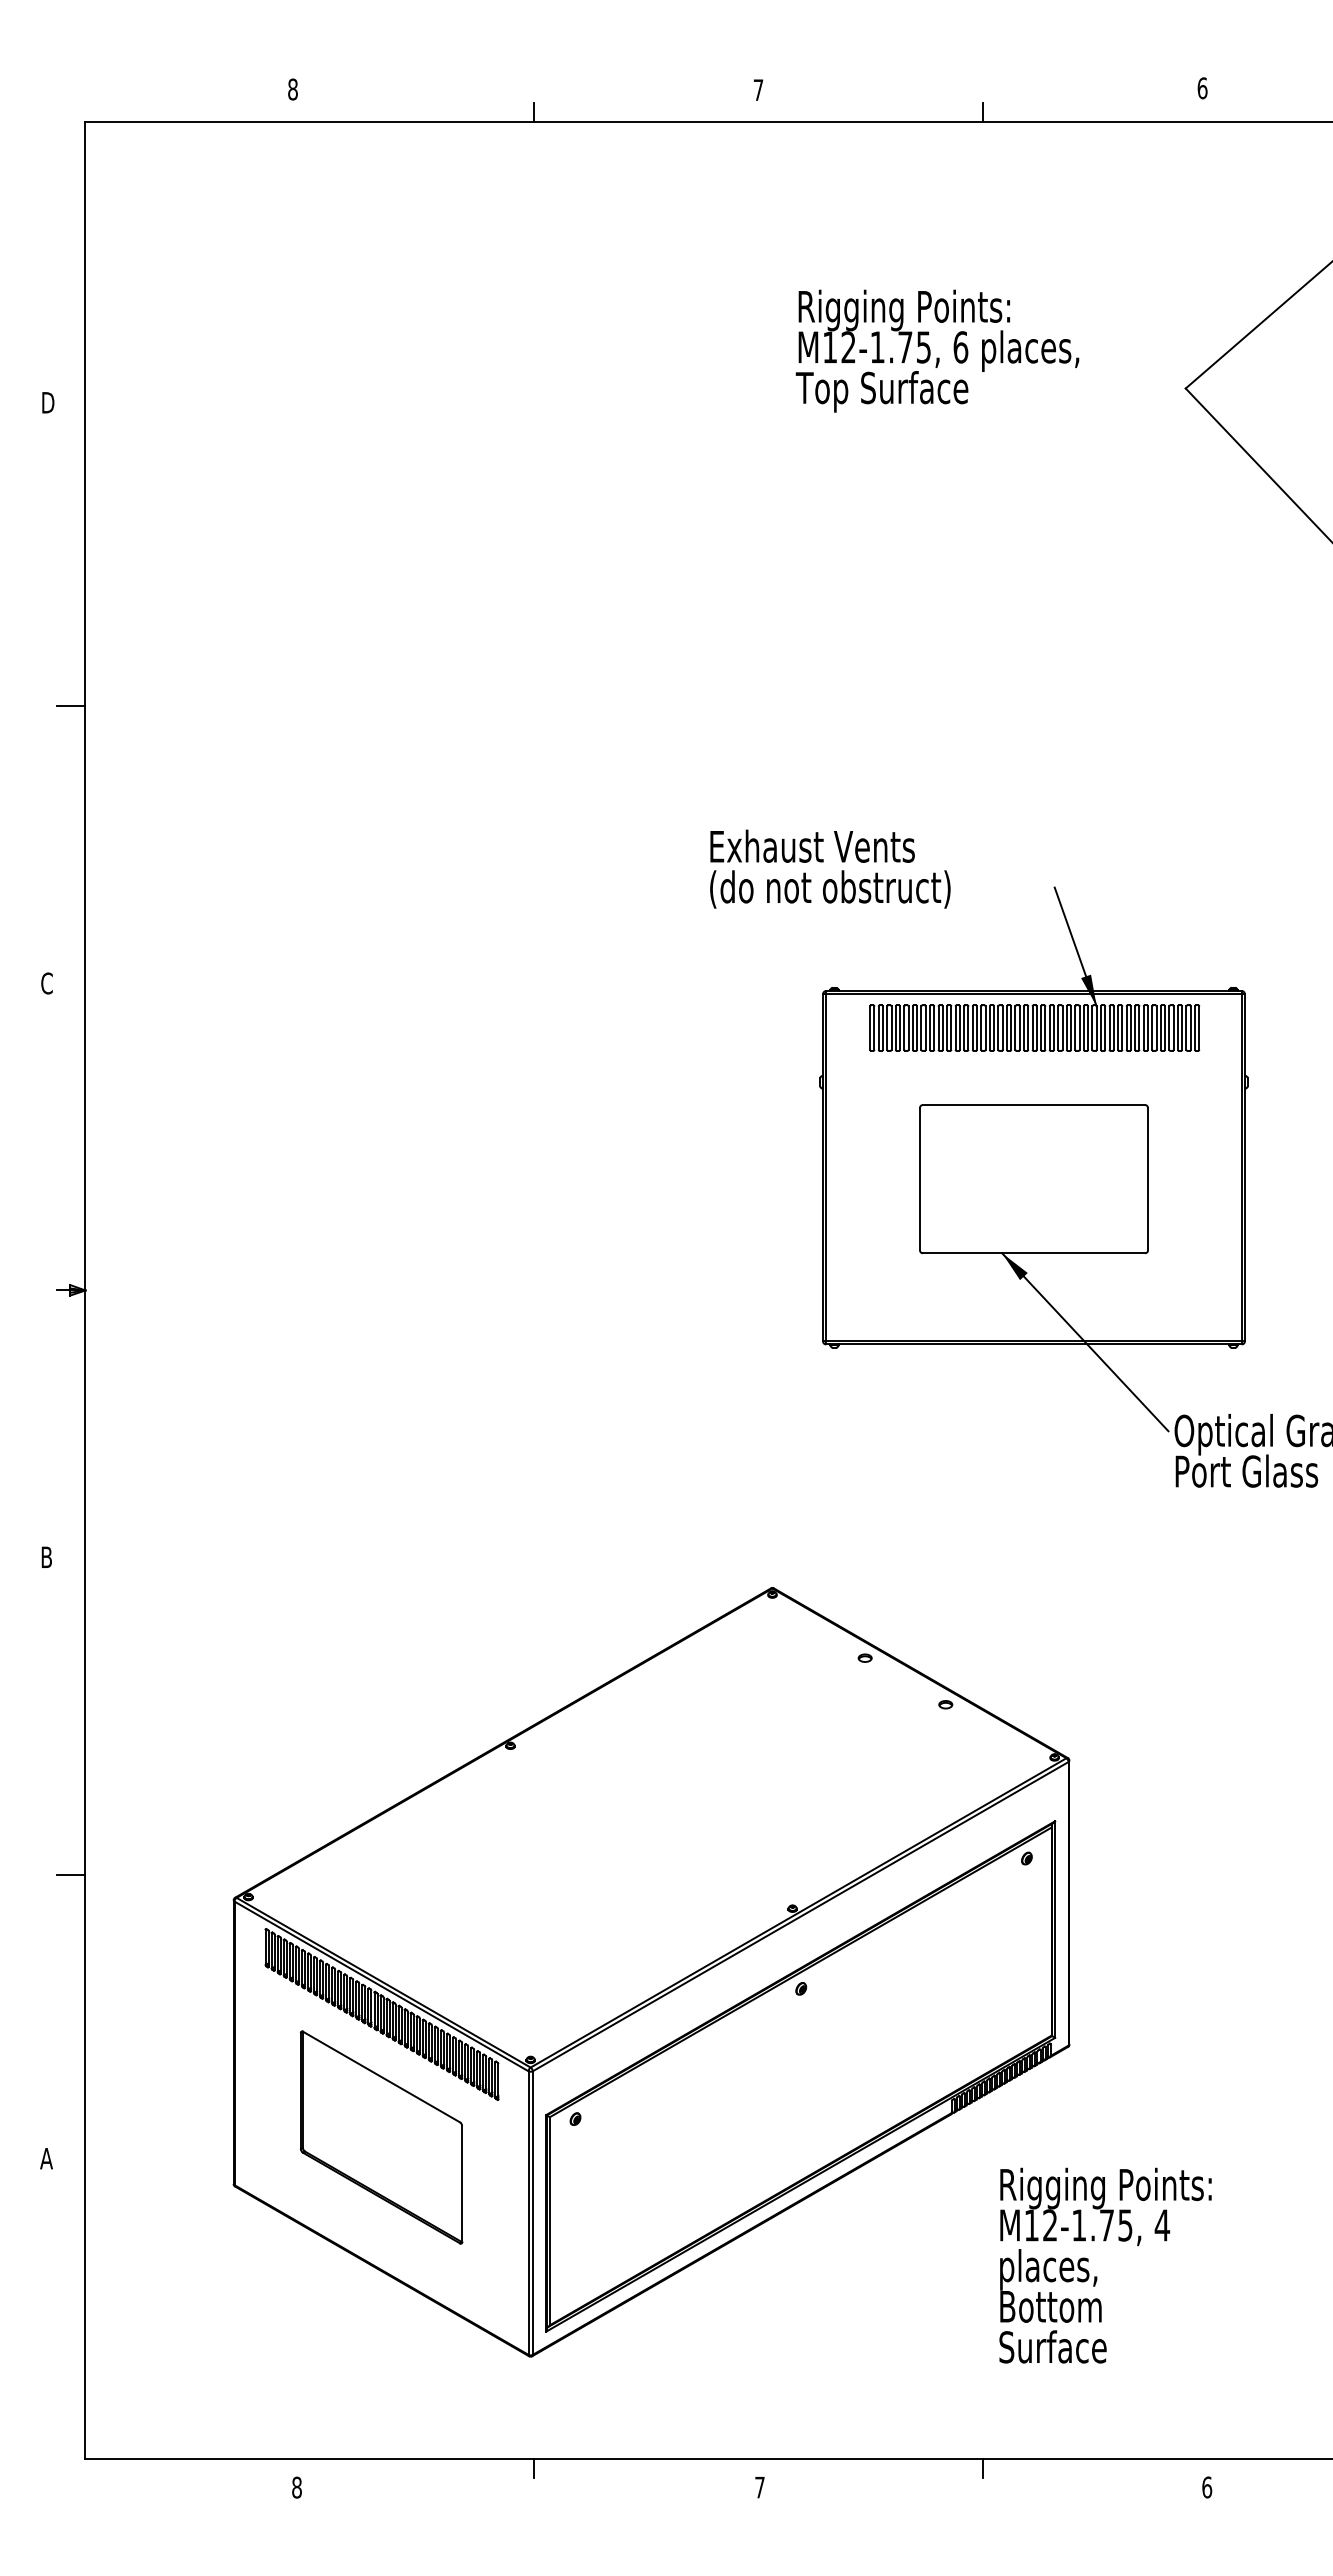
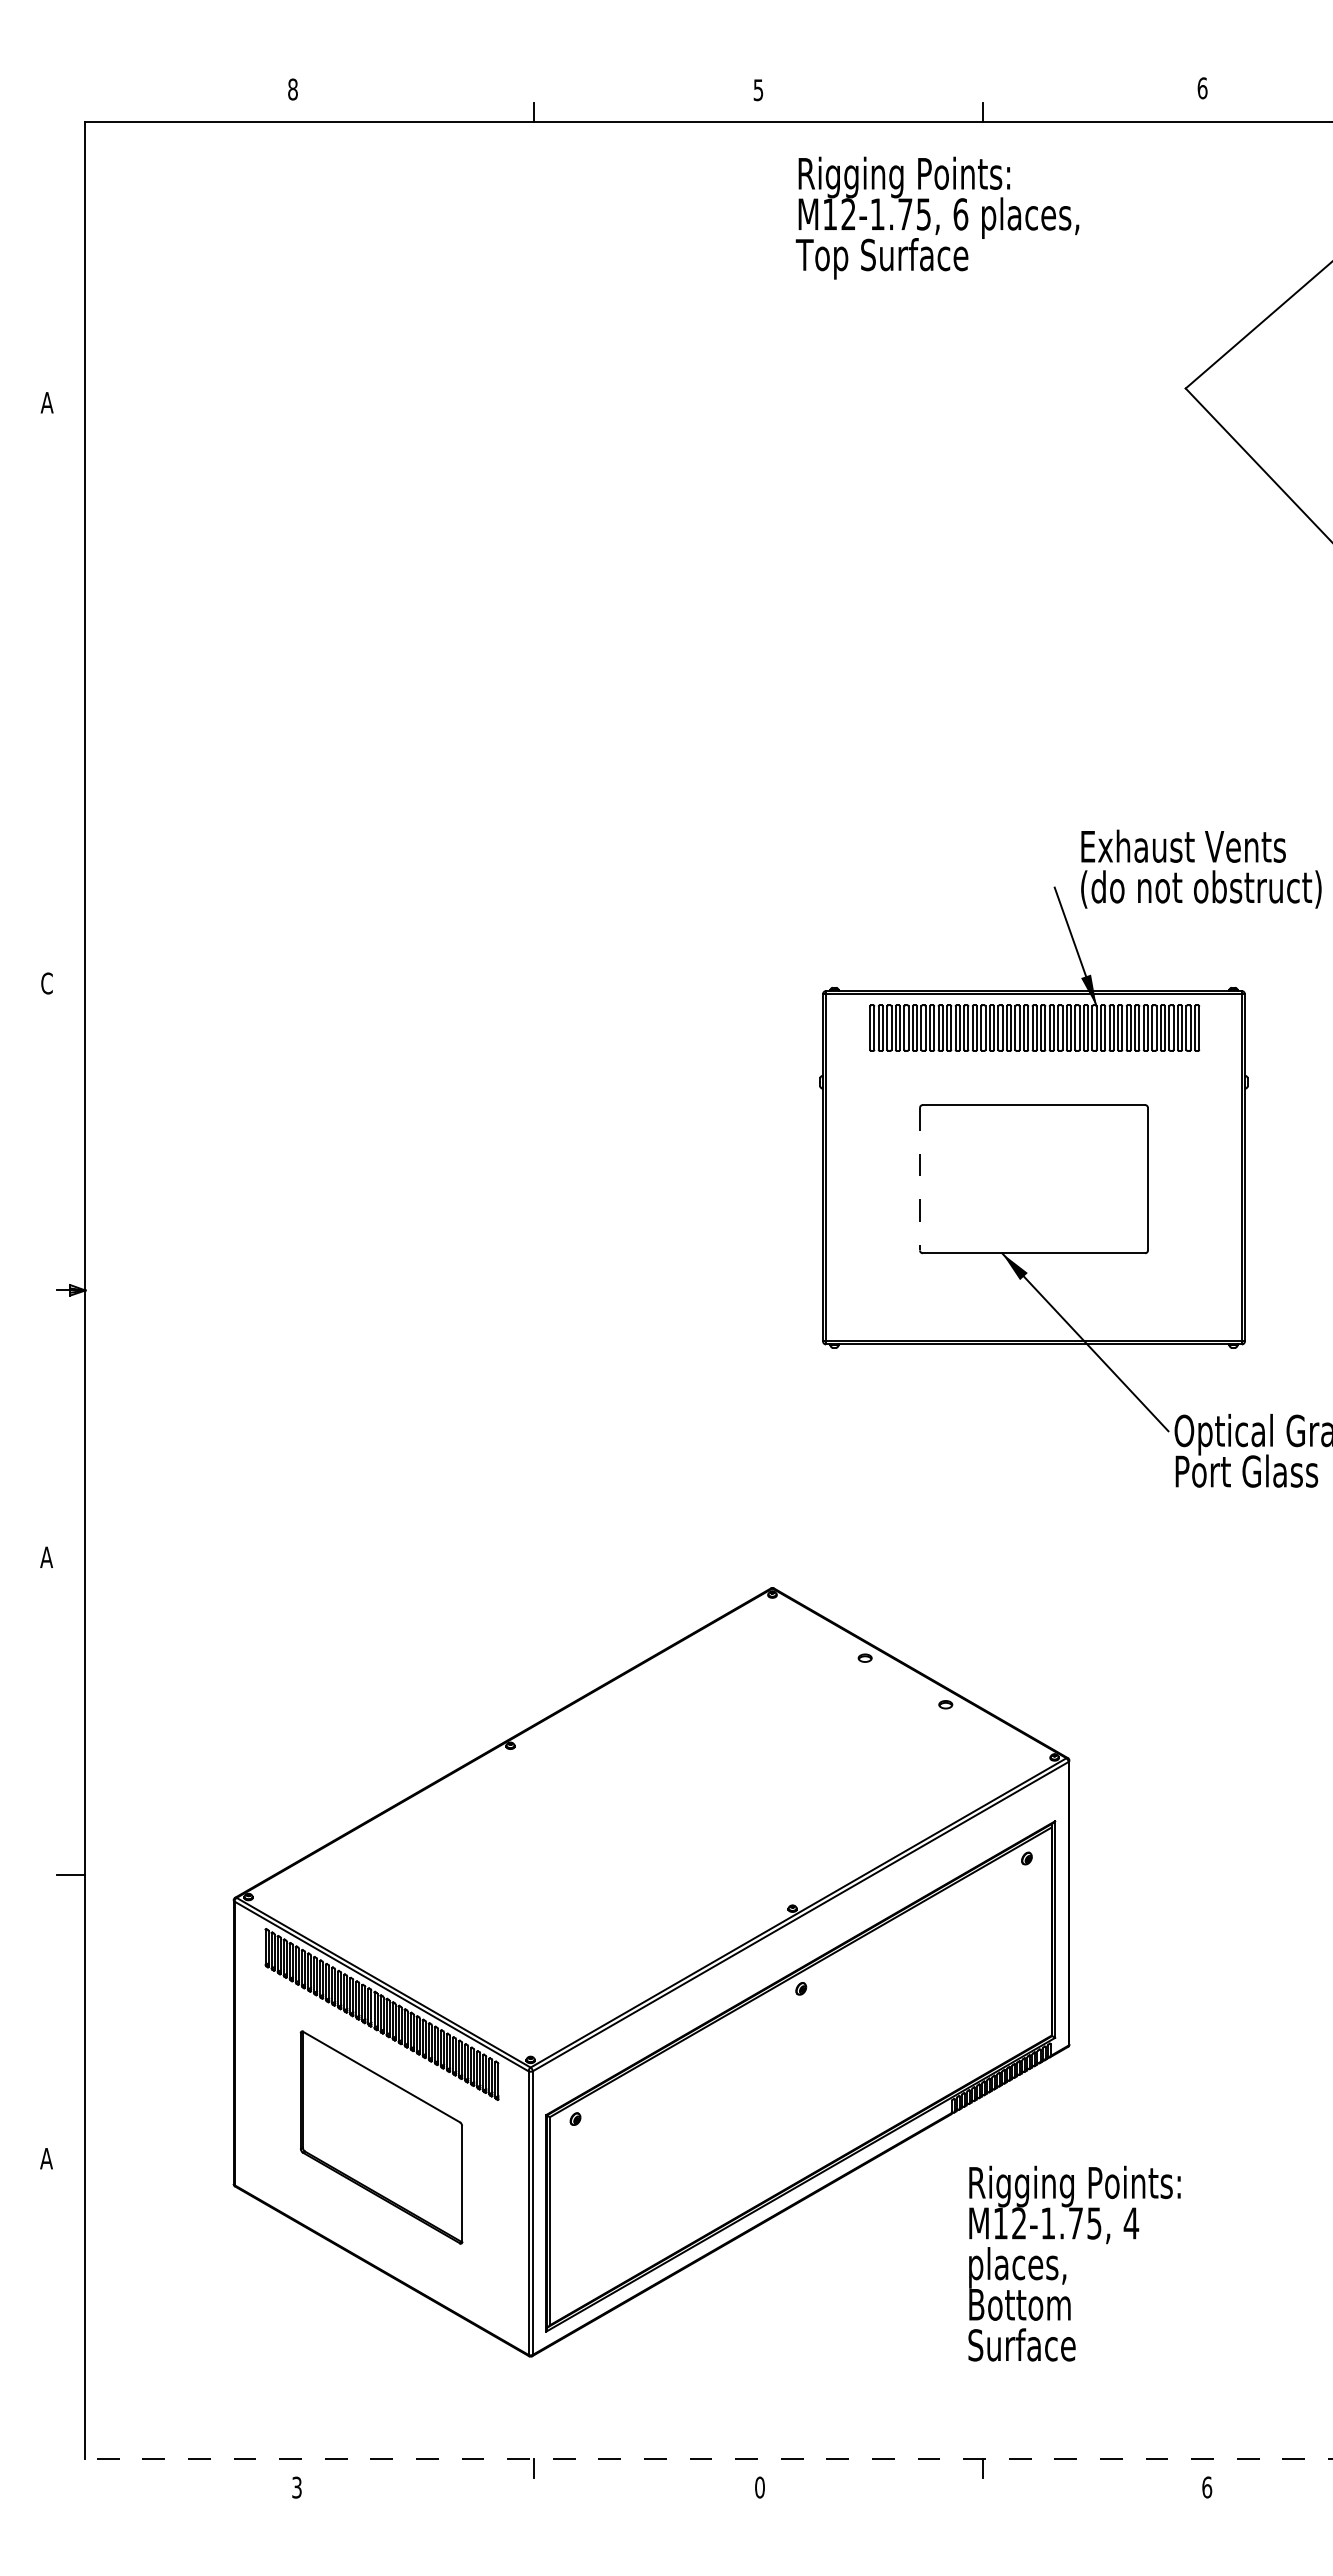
text: 7 -> 5 (758, 90)
text position: (937, 350) -> (937, 217) (937, 217)
text: D -> A (47, 402)
line: present -> none (70, 706)
text position: (830, 868) -> (1201, 868) (1201, 868)
line: solid -> dashed (920, 1179)
text: B -> A (46, 1556)
text position: (1105, 2265) -> (1074, 2263) (1074, 2263)
line: solid -> dashed (708, 2458)
text: 8 -> 3 (296, 2487)
text: 7 -> 0 (759, 2487)
